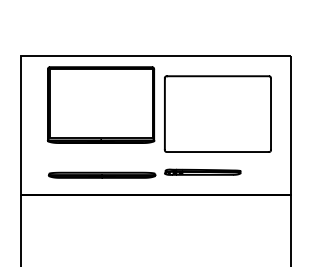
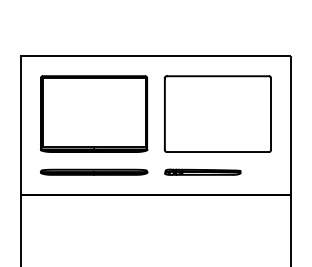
part position: (101, 104) -> (94, 113) (94, 113)
part position: (102, 174) -> (94, 171) (94, 171)
